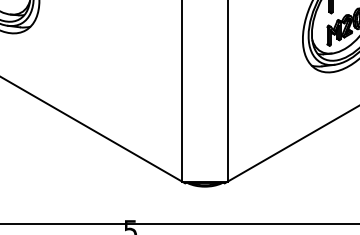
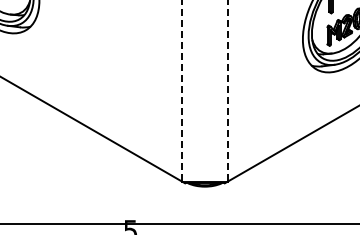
line: solid -> dashed (182, 91)
line: solid -> dashed (227, 91)
